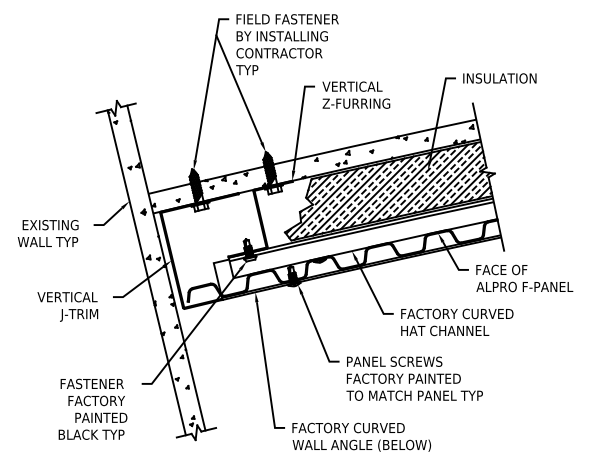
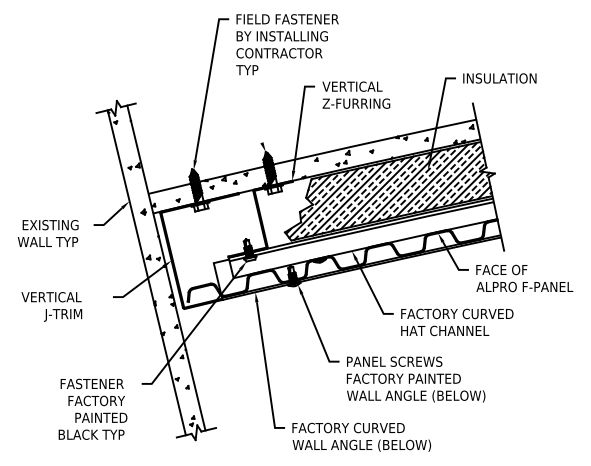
line: present -> none (238, 88)
text position: (67, 306) -> (51, 306) (51, 306)
text: TO MATCH PANEL TYP -> WALL ANGLE (BELOW) (415, 396)
